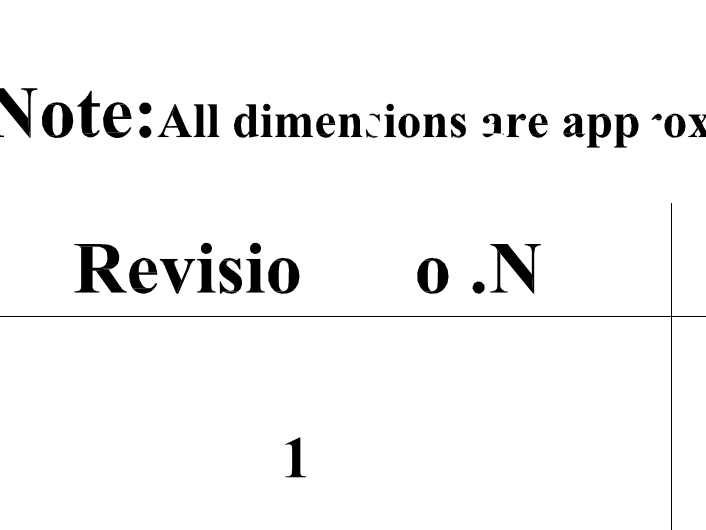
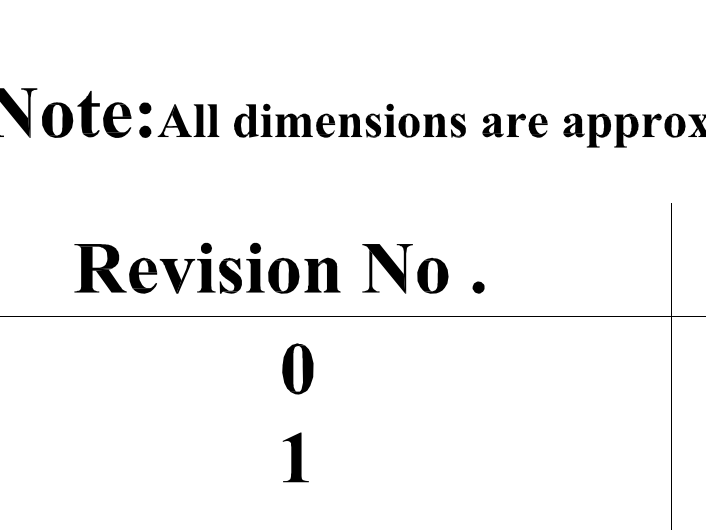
fill: none -> present (373, 125)
fill: none -> present (648, 125)
fill: none -> present (492, 130)
part position: (515, 268) -> (387, 268) (387, 268)
part: none -> present (322, 274)
part: none -> present (297, 368)
part size: 22x41 px -> 27x51 px (295, 457)
